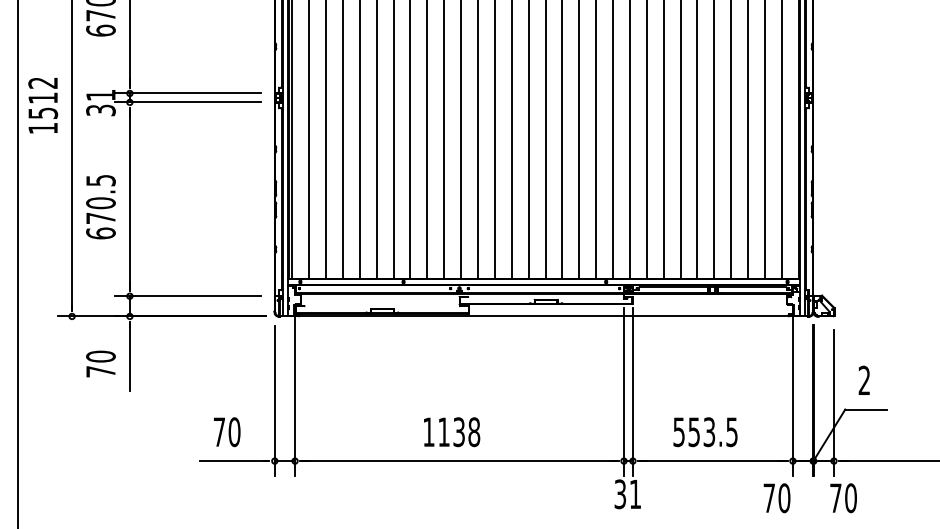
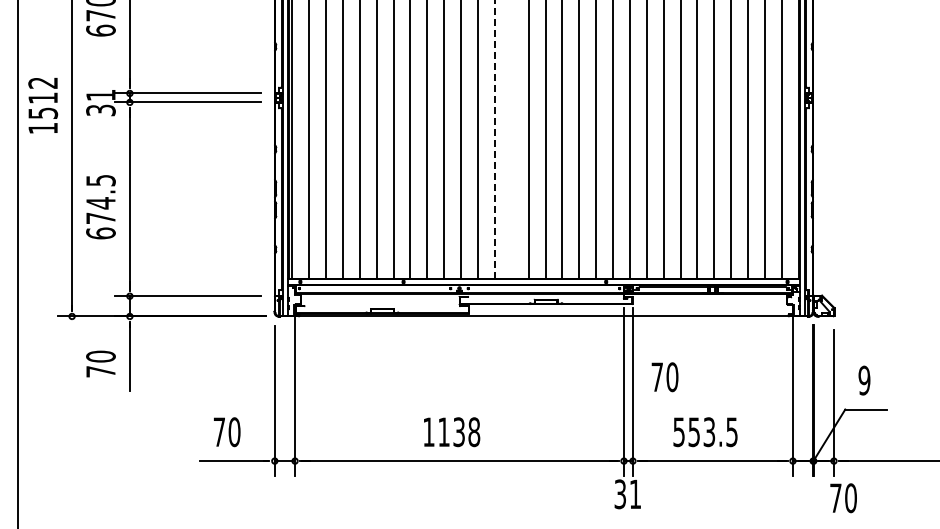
line: solid -> dashed (494, 139)
line: present -> none (511, 140)
text: 670.5 -> 674.5 (100, 203)
text: 2 -> 9 (864, 380)
text position: (776, 498) -> (664, 377) (664, 377)
